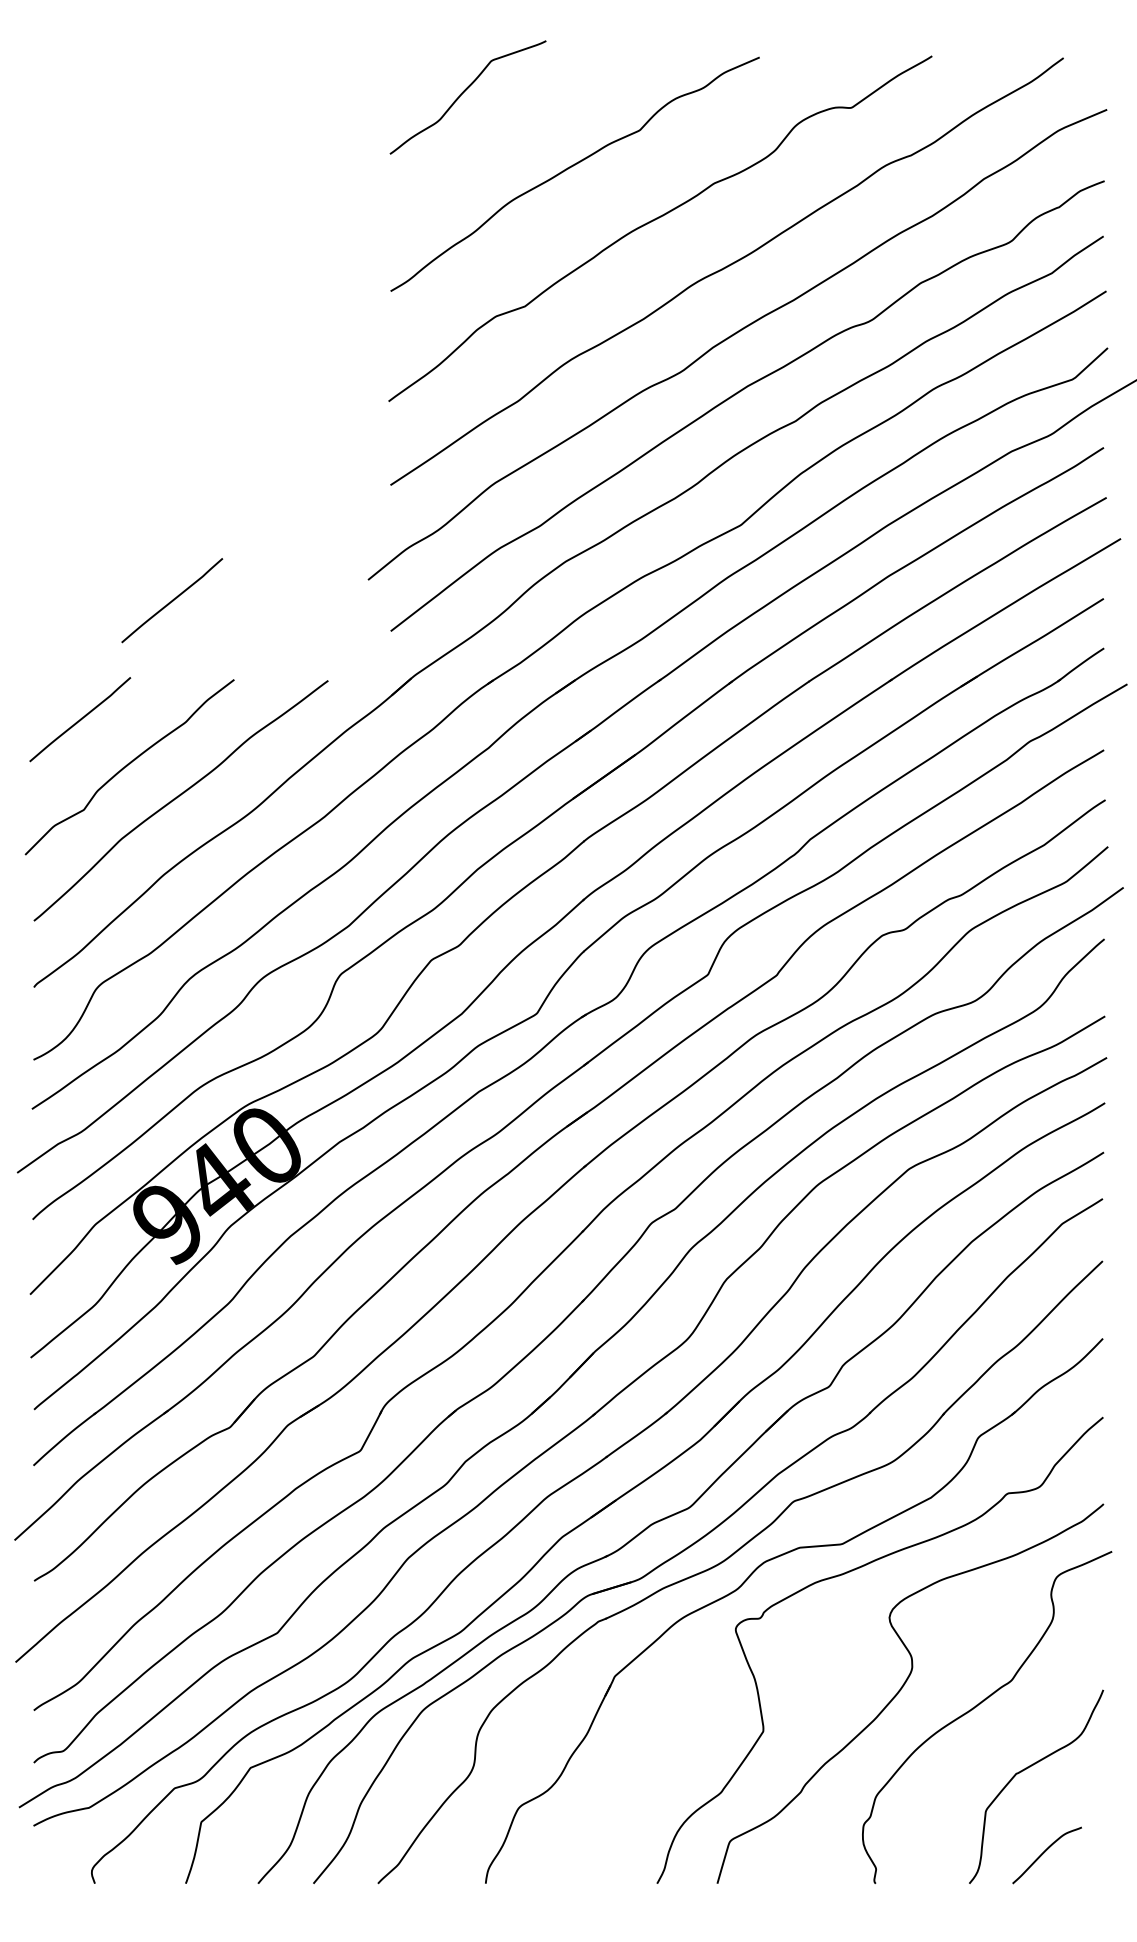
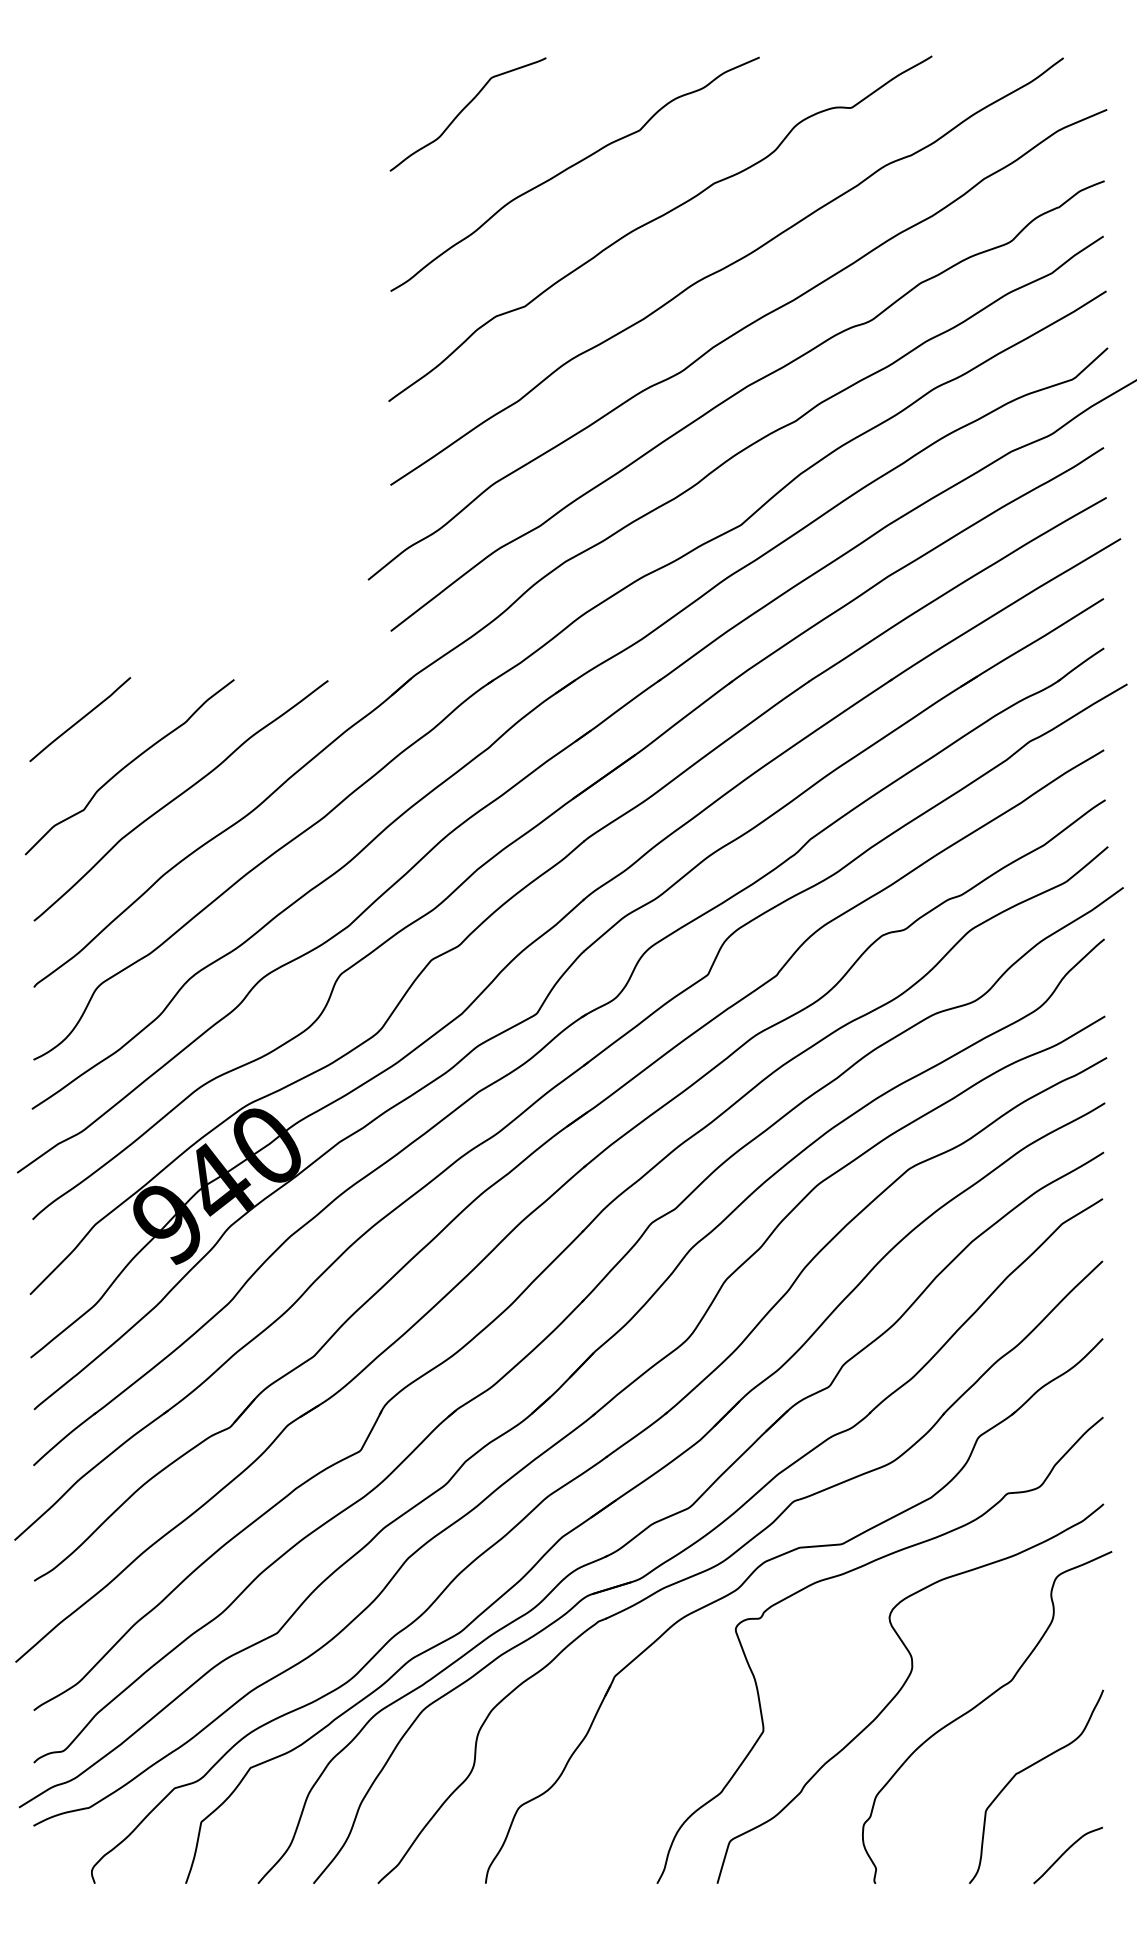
curve position: (463, 93) -> (463, 110) (463, 110)
curve: present -> none (172, 600)
curve position: (1044, 1853) -> (1065, 1853) (1065, 1853)
